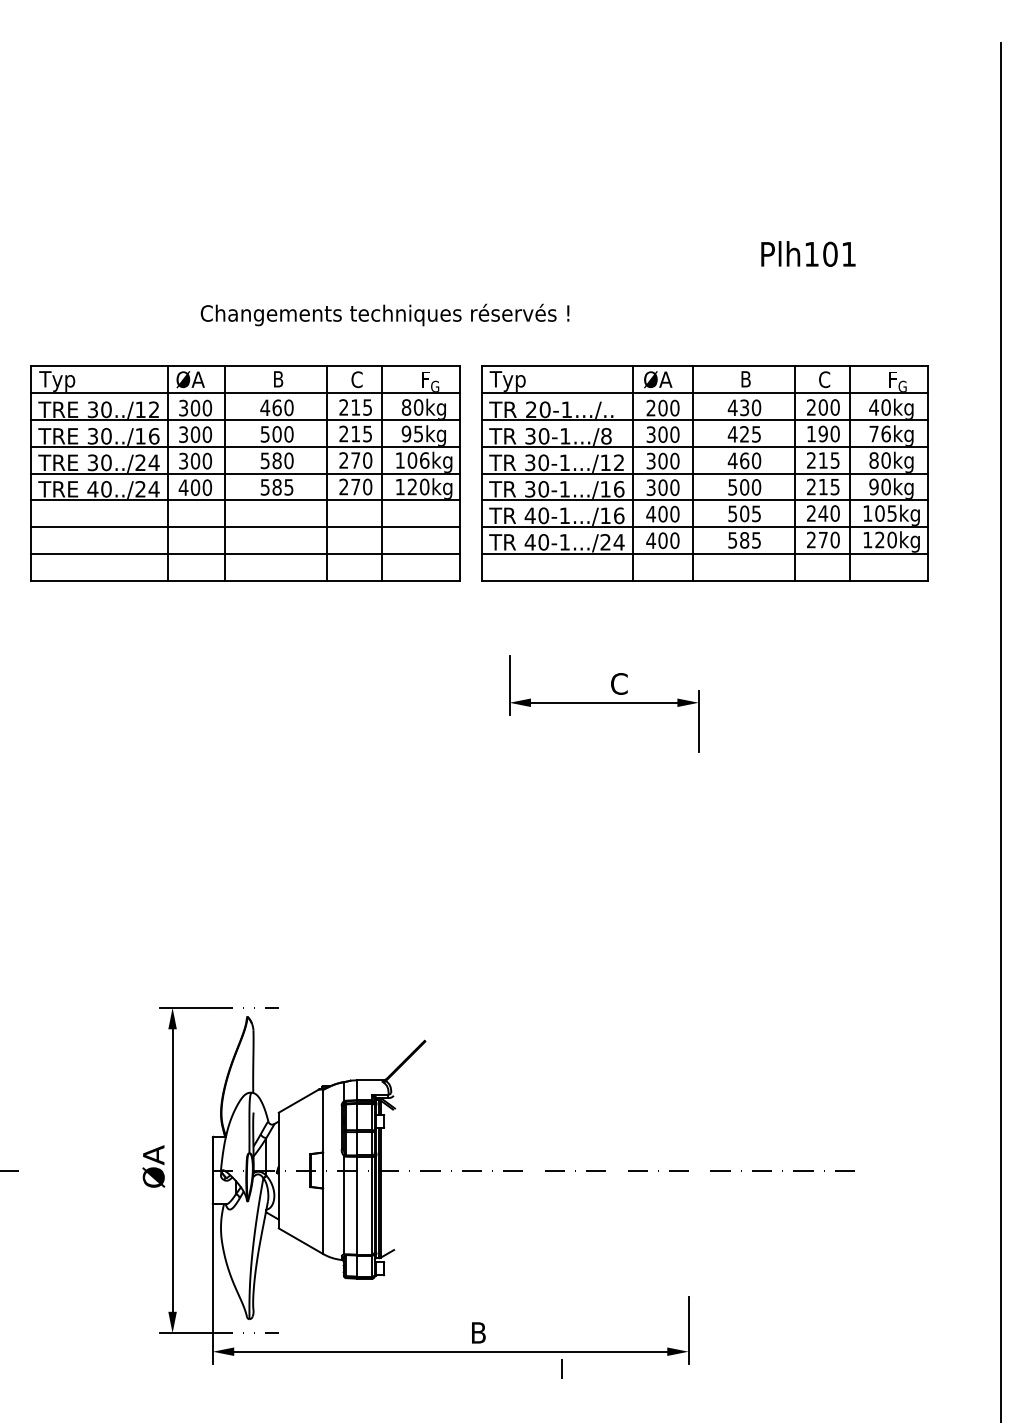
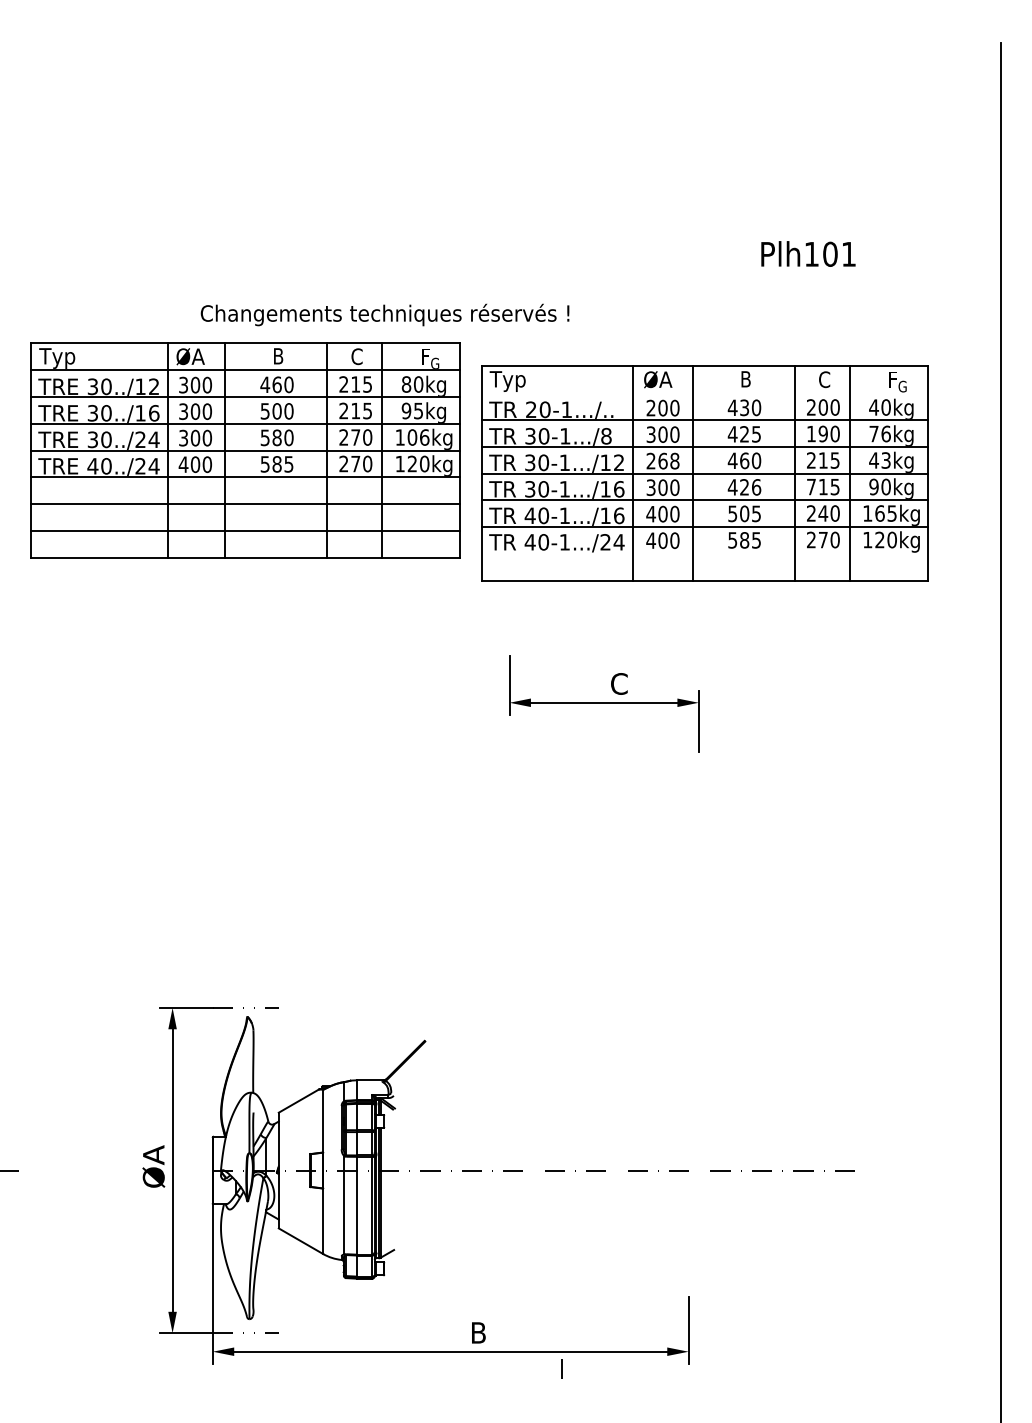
line: present -> none (704, 393)
text: 300 -> 268 (662, 460)
text: 80kg -> 43kg (879, 460)
part position: (245, 473) -> (245, 450) (245, 450)
text: 215 -> 715 (811, 486)
text: 500 -> 426 (744, 487)
text: 105kg -> 165kg (879, 513)
line: present -> none (704, 554)
